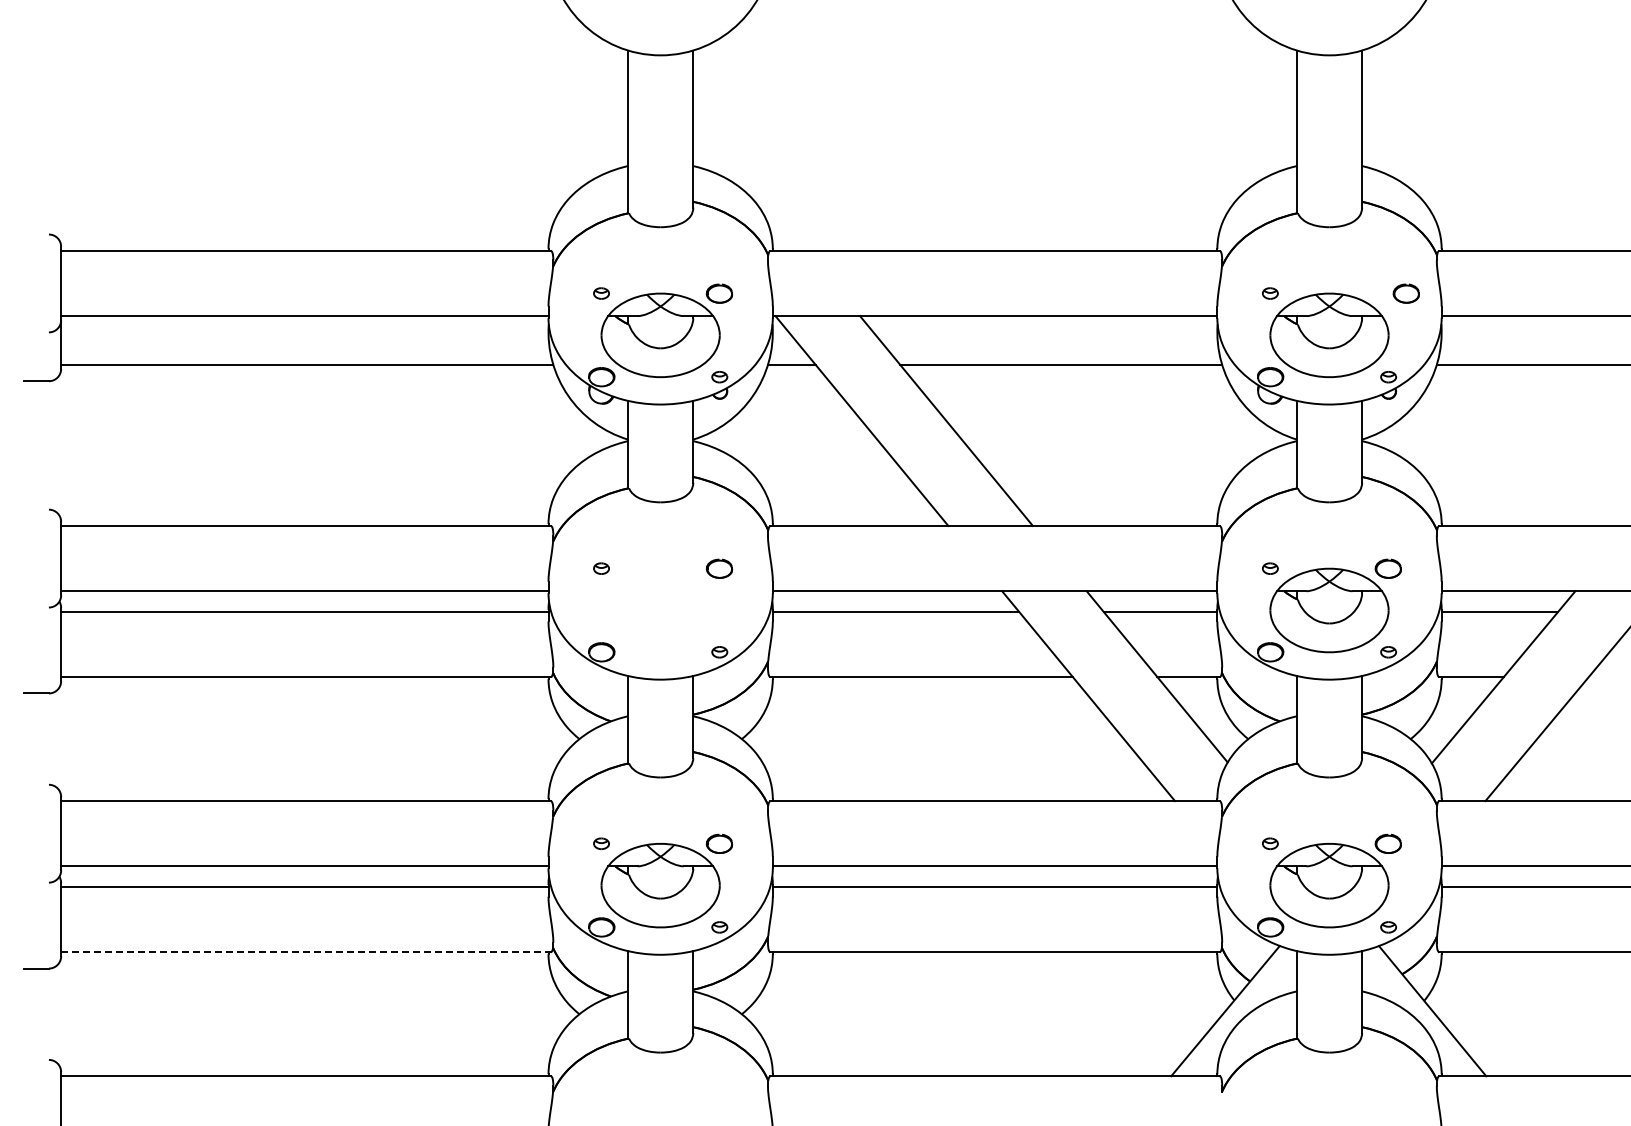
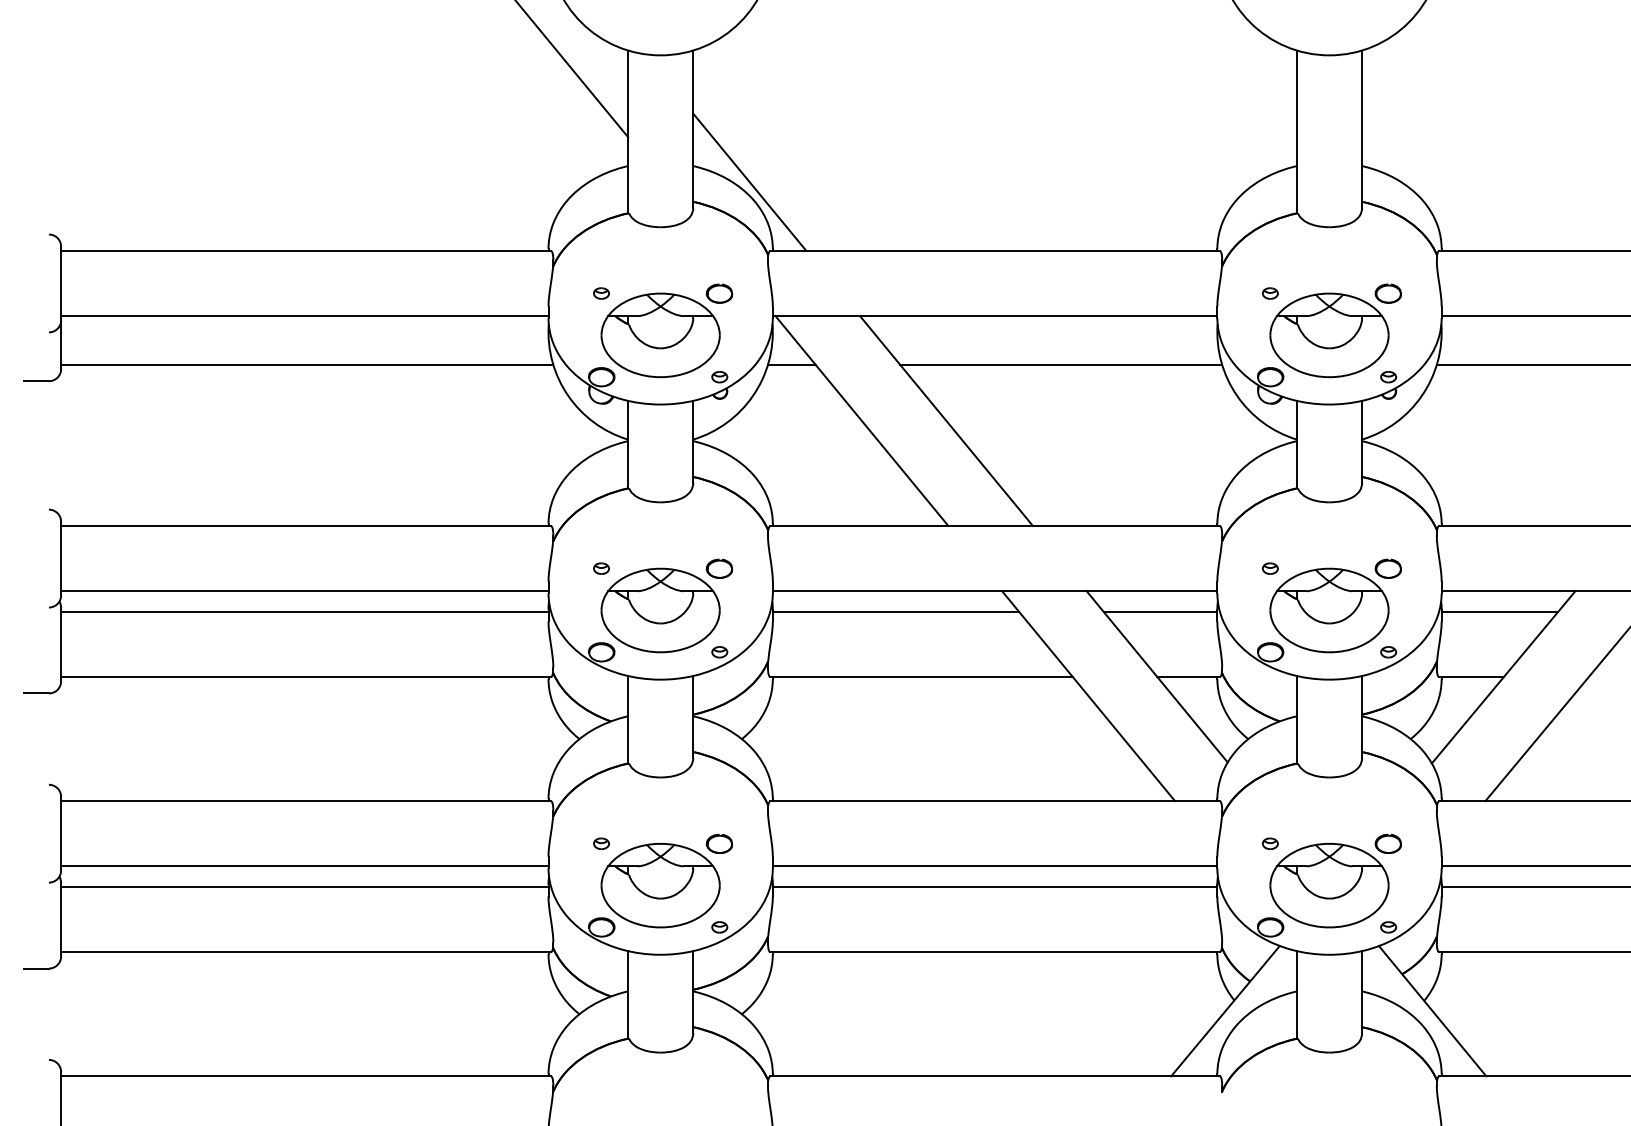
line: none -> present (572, 69)
line: none -> present (749, 181)
part position: (1405, 293) -> (1387, 293) (1387, 293)
part: none -> present (660, 610)
line: dashed -> solid (306, 952)
